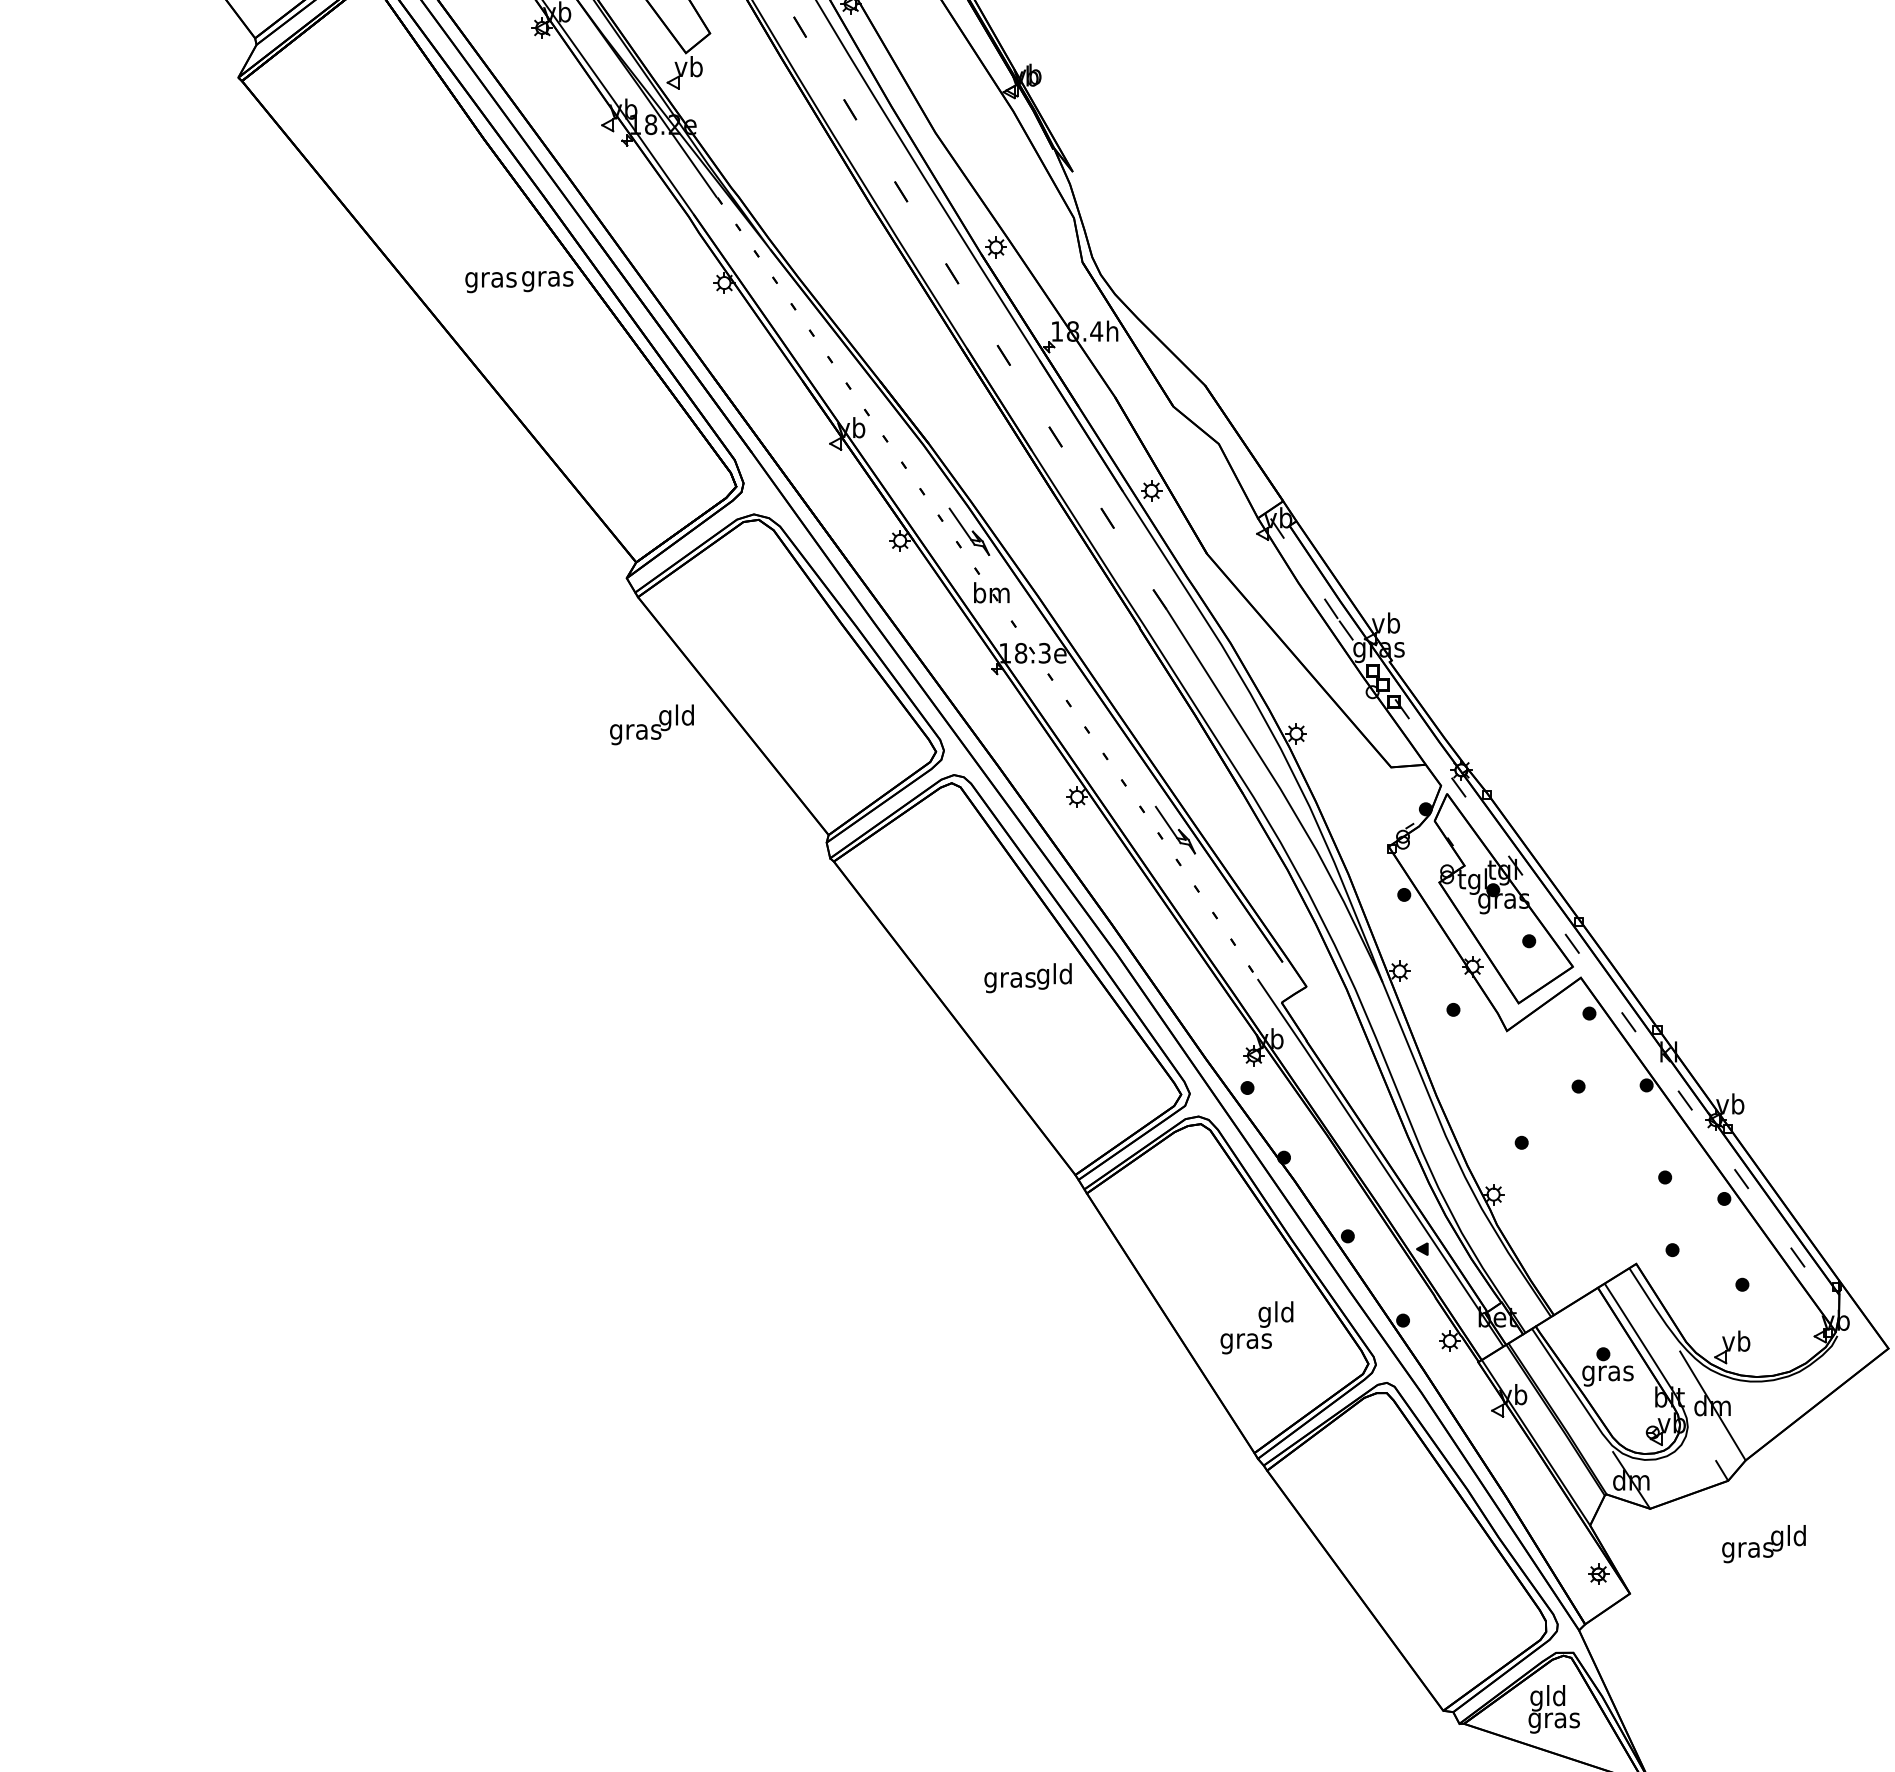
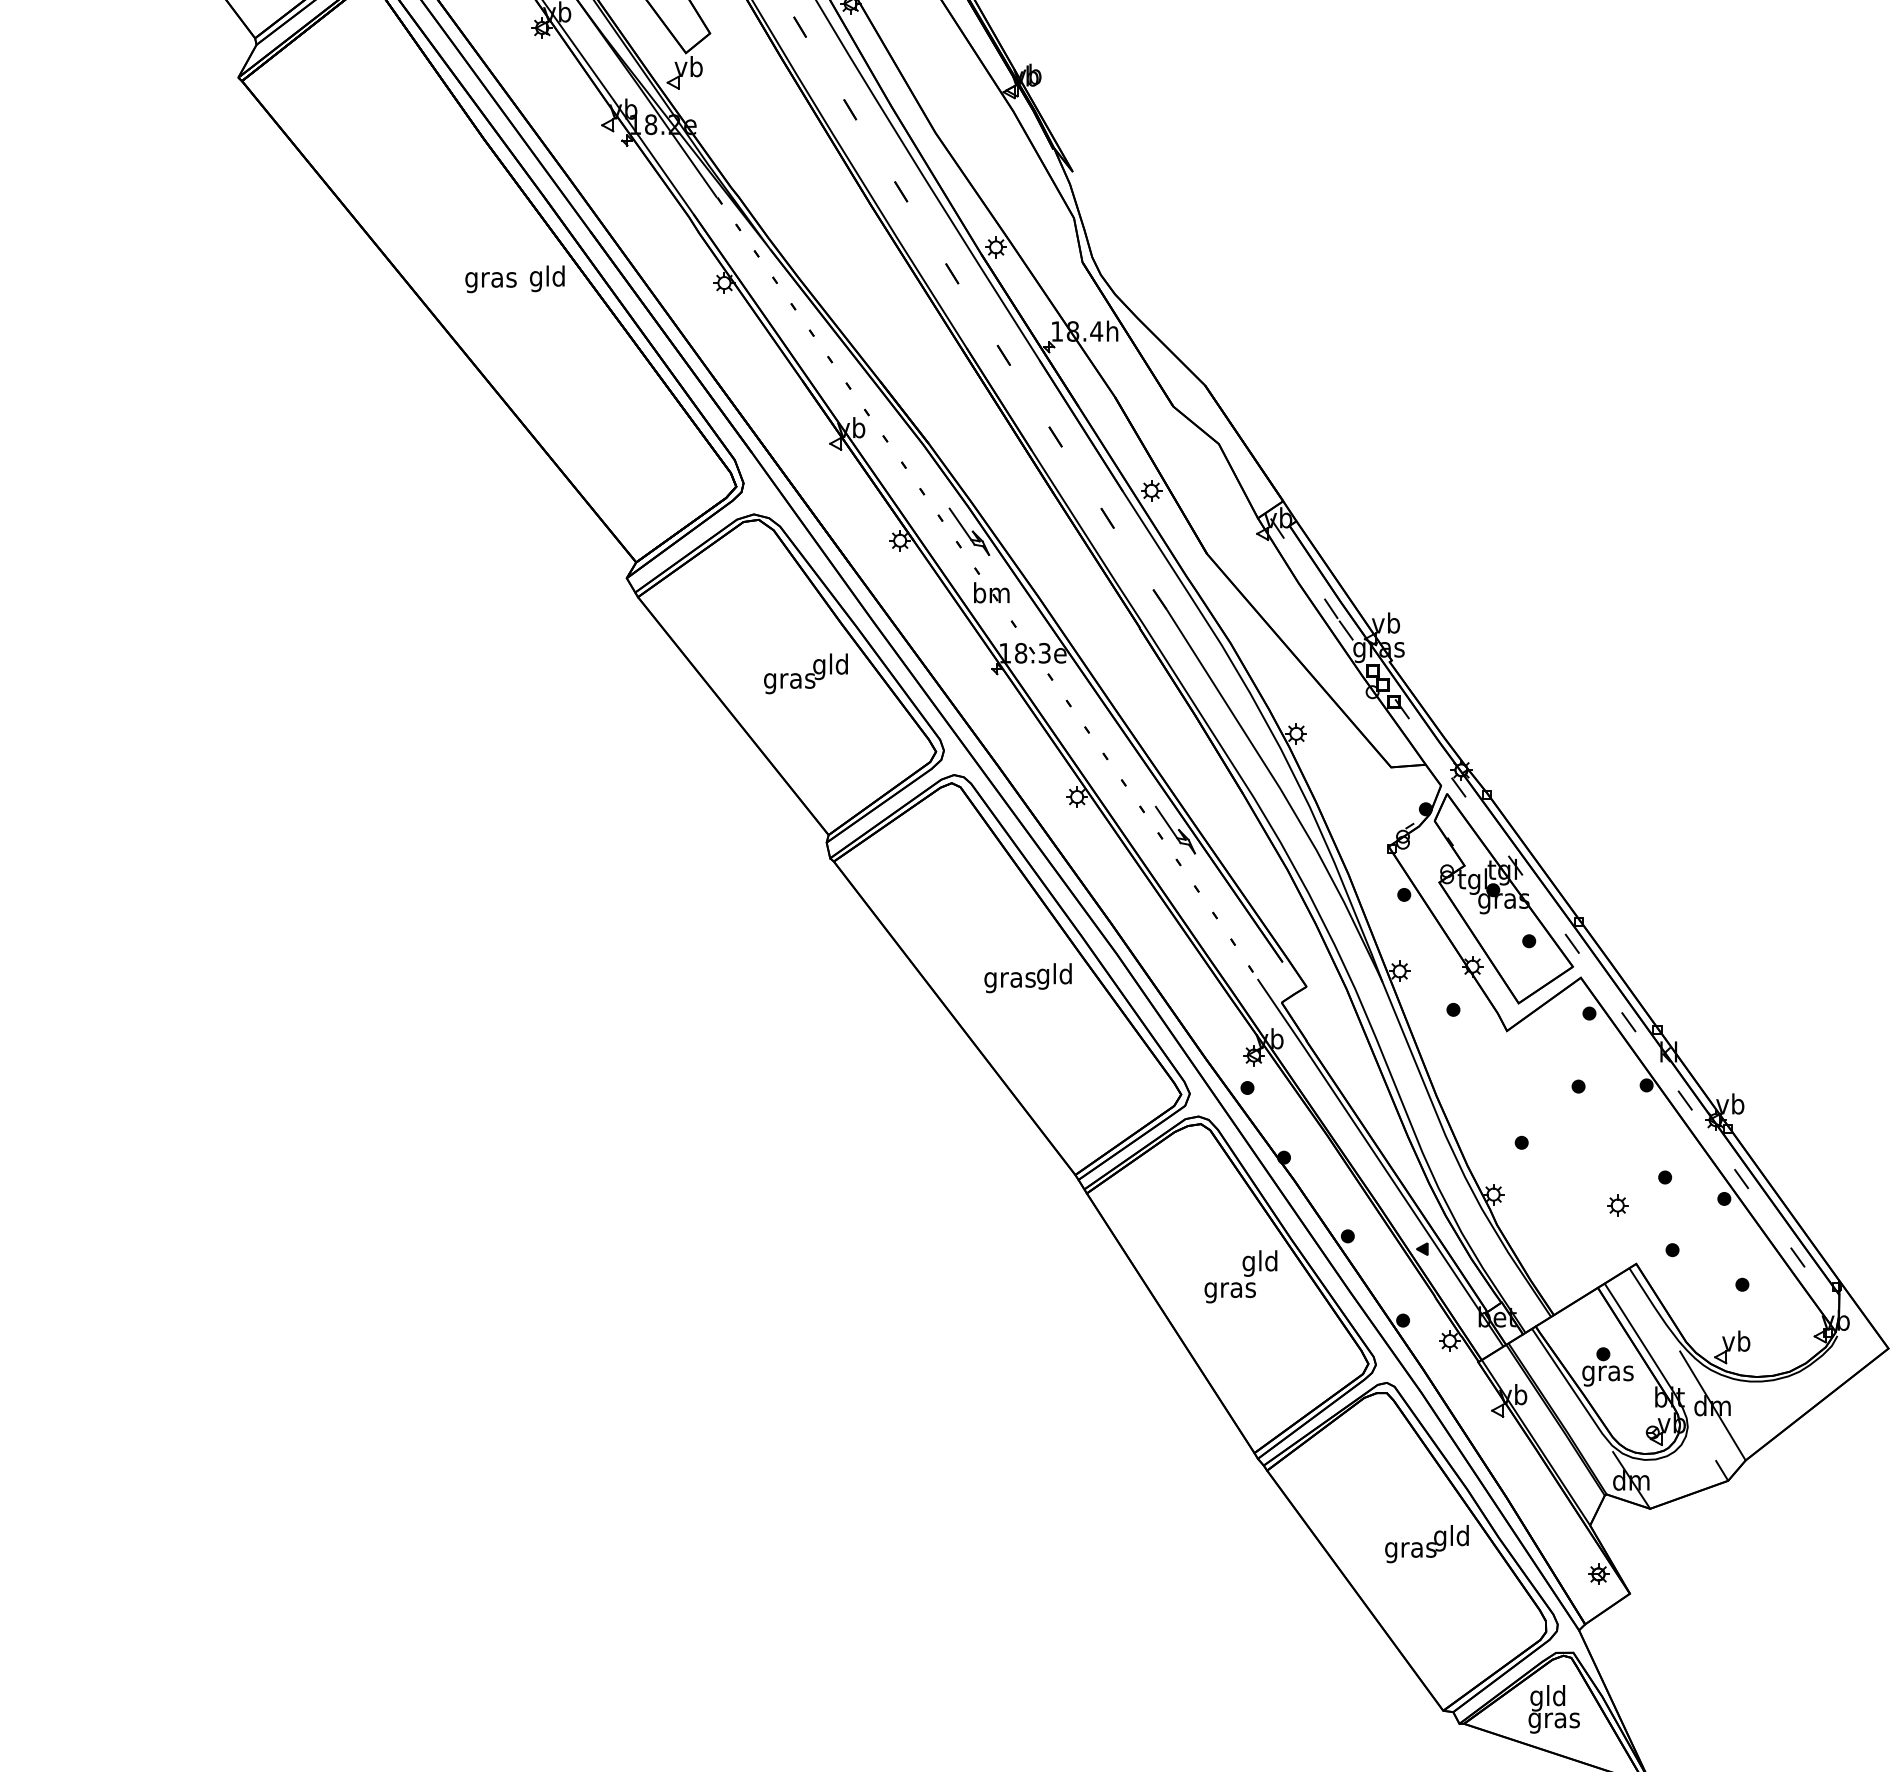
text: gras -> gld (547, 278)
text position: (651, 724) -> (805, 673) (805, 673)
part: none -> present (1617, 1205)
text position: (1256, 1327) -> (1240, 1276) (1240, 1276)
text position: (1763, 1544) -> (1426, 1544) (1426, 1544)
